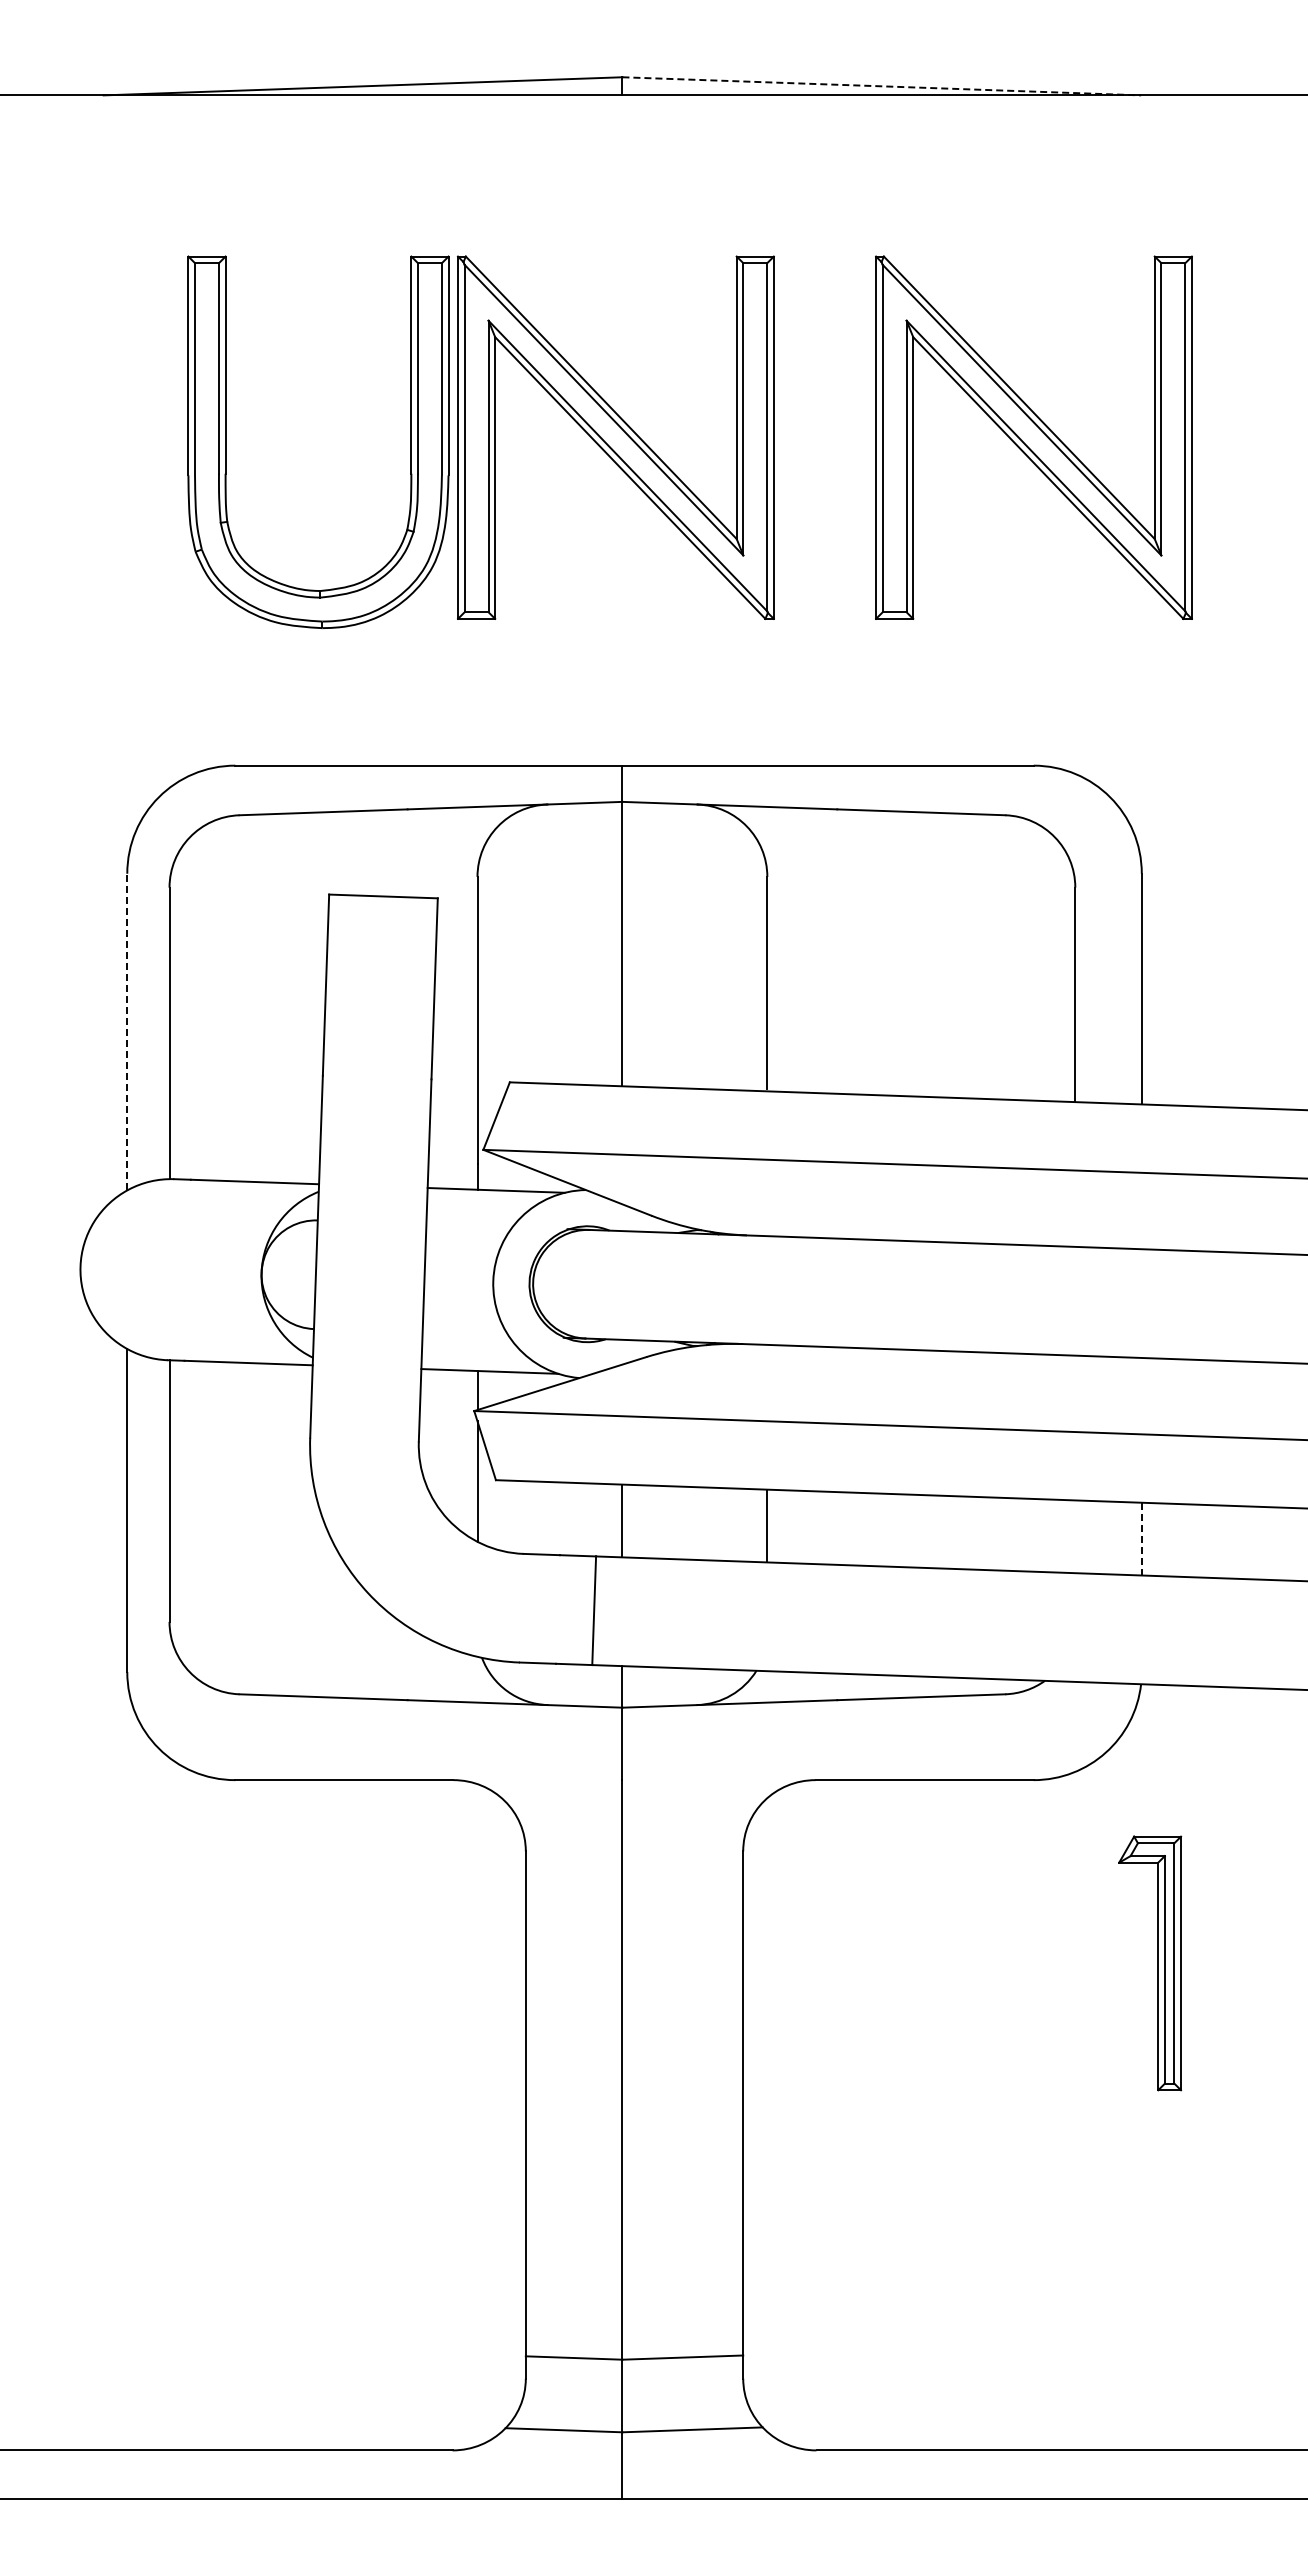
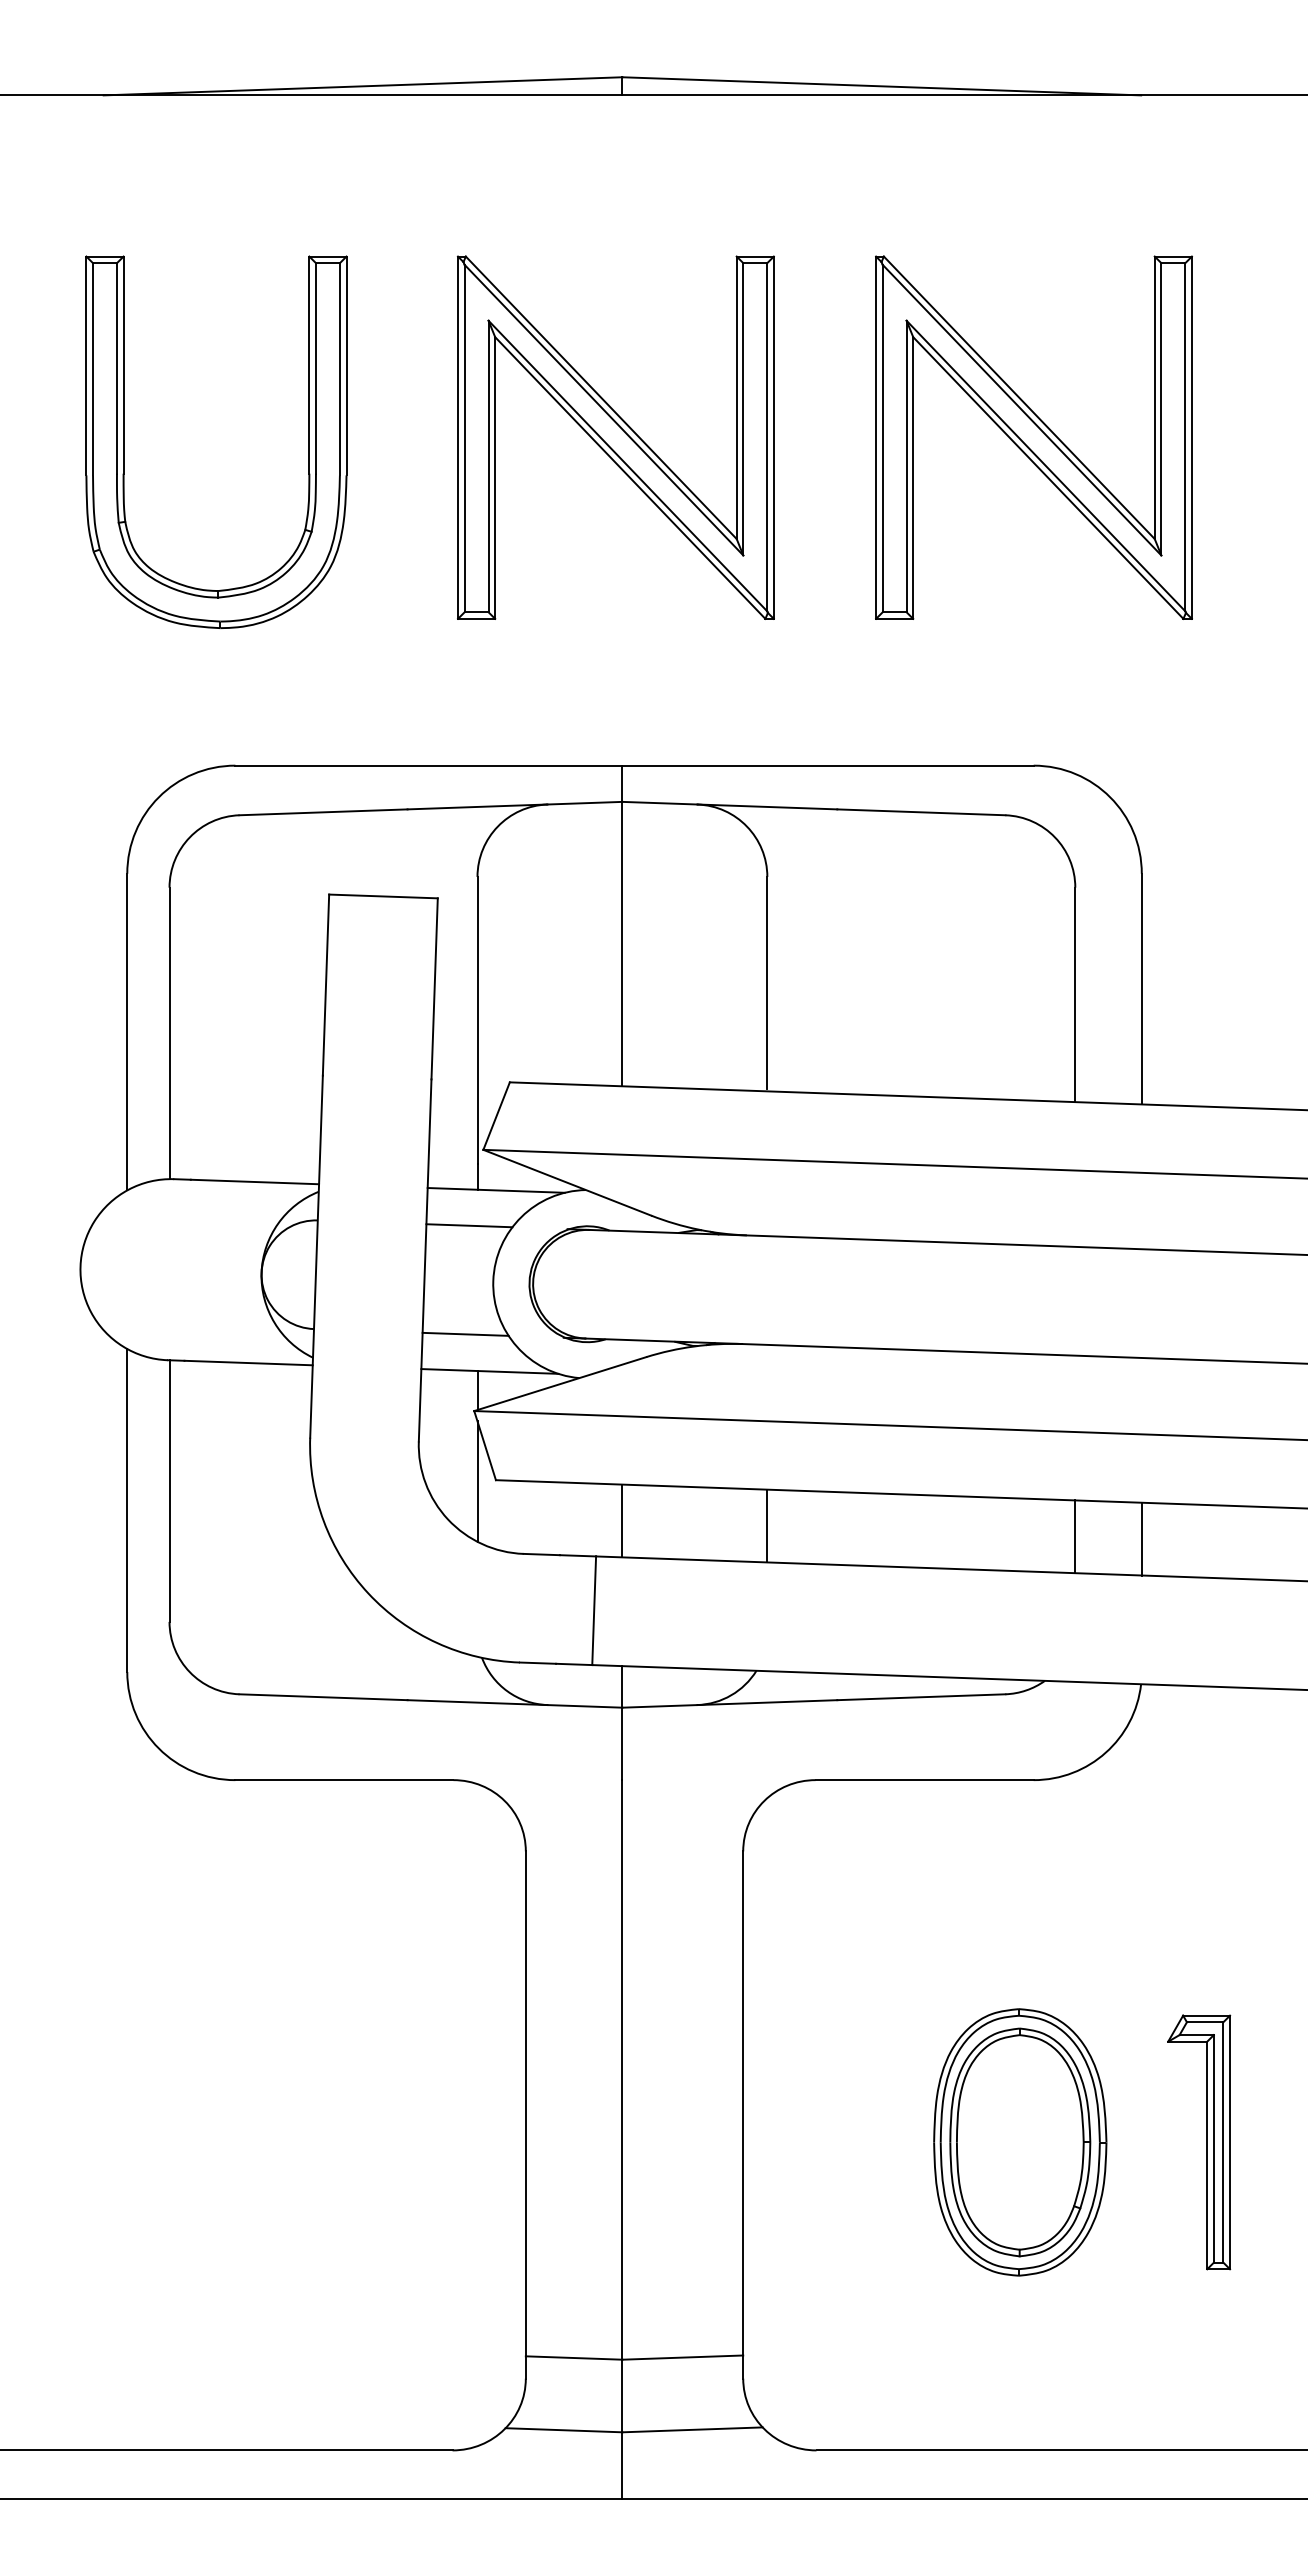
line: dashed -> solid (881, 86)
part position: (226, 441) -> (124, 441) (124, 441)
line: dashed -> solid (127, 1031)
line: none -> present (469, 1225)
line: none -> present (465, 1333)
line: none -> present (1075, 1536)
line: dashed -> solid (1141, 1539)
part position: (1157, 1963) -> (1206, 2142) (1206, 2142)
part: none -> present (1020, 2142)
